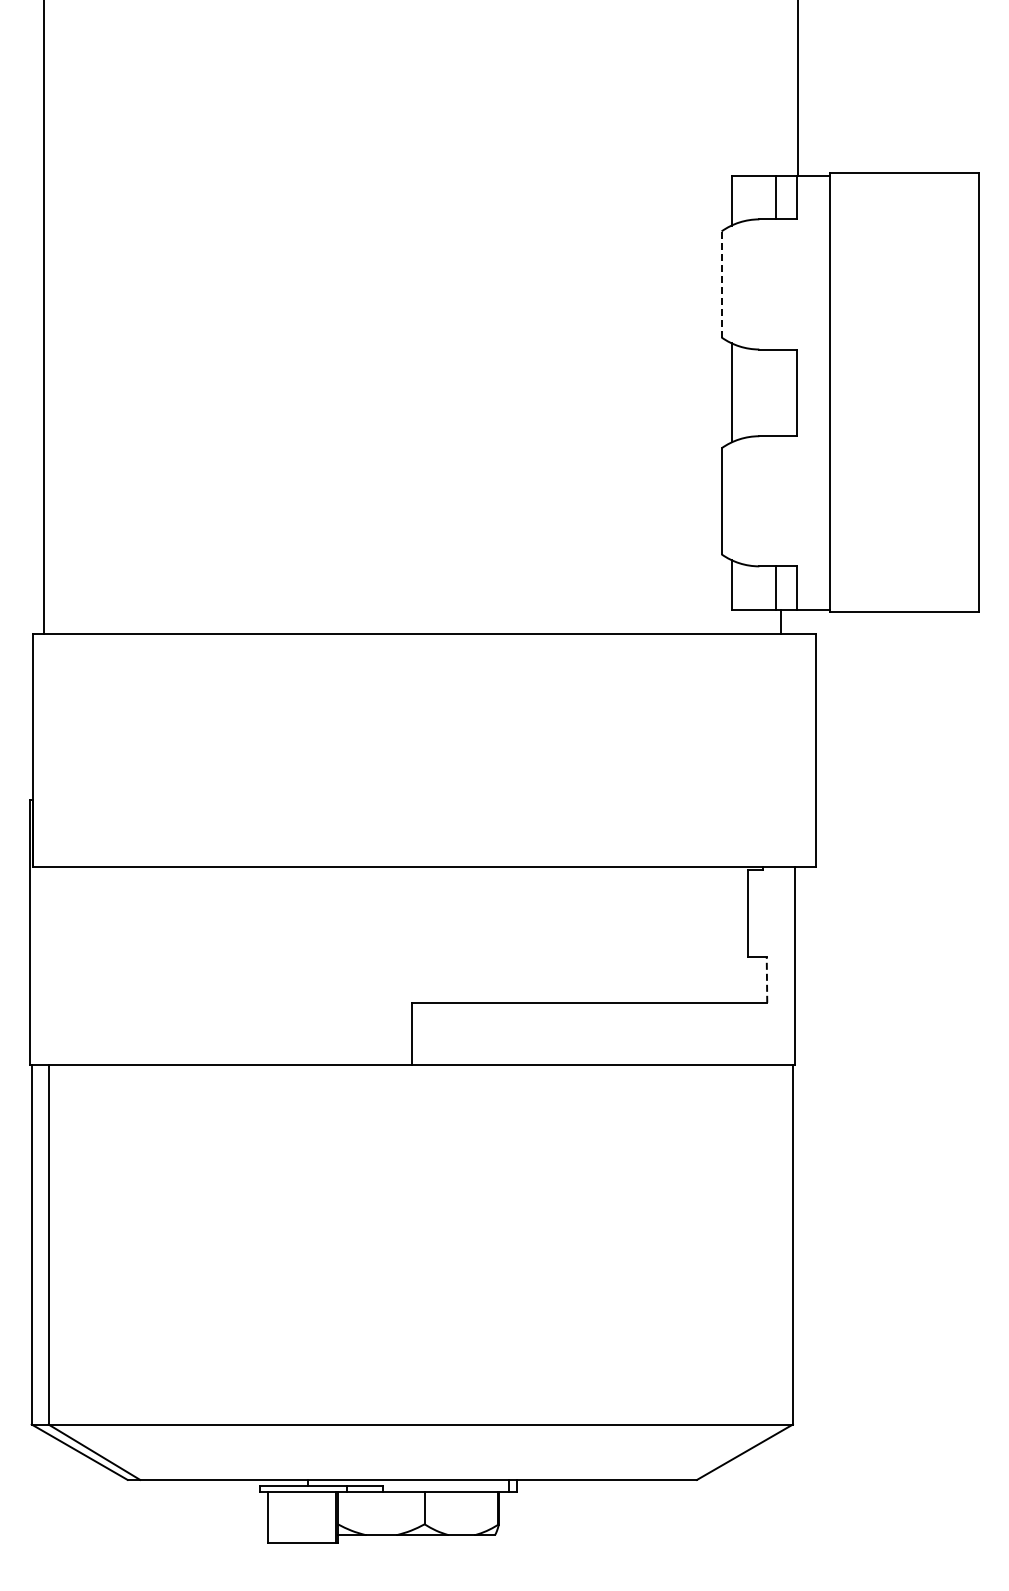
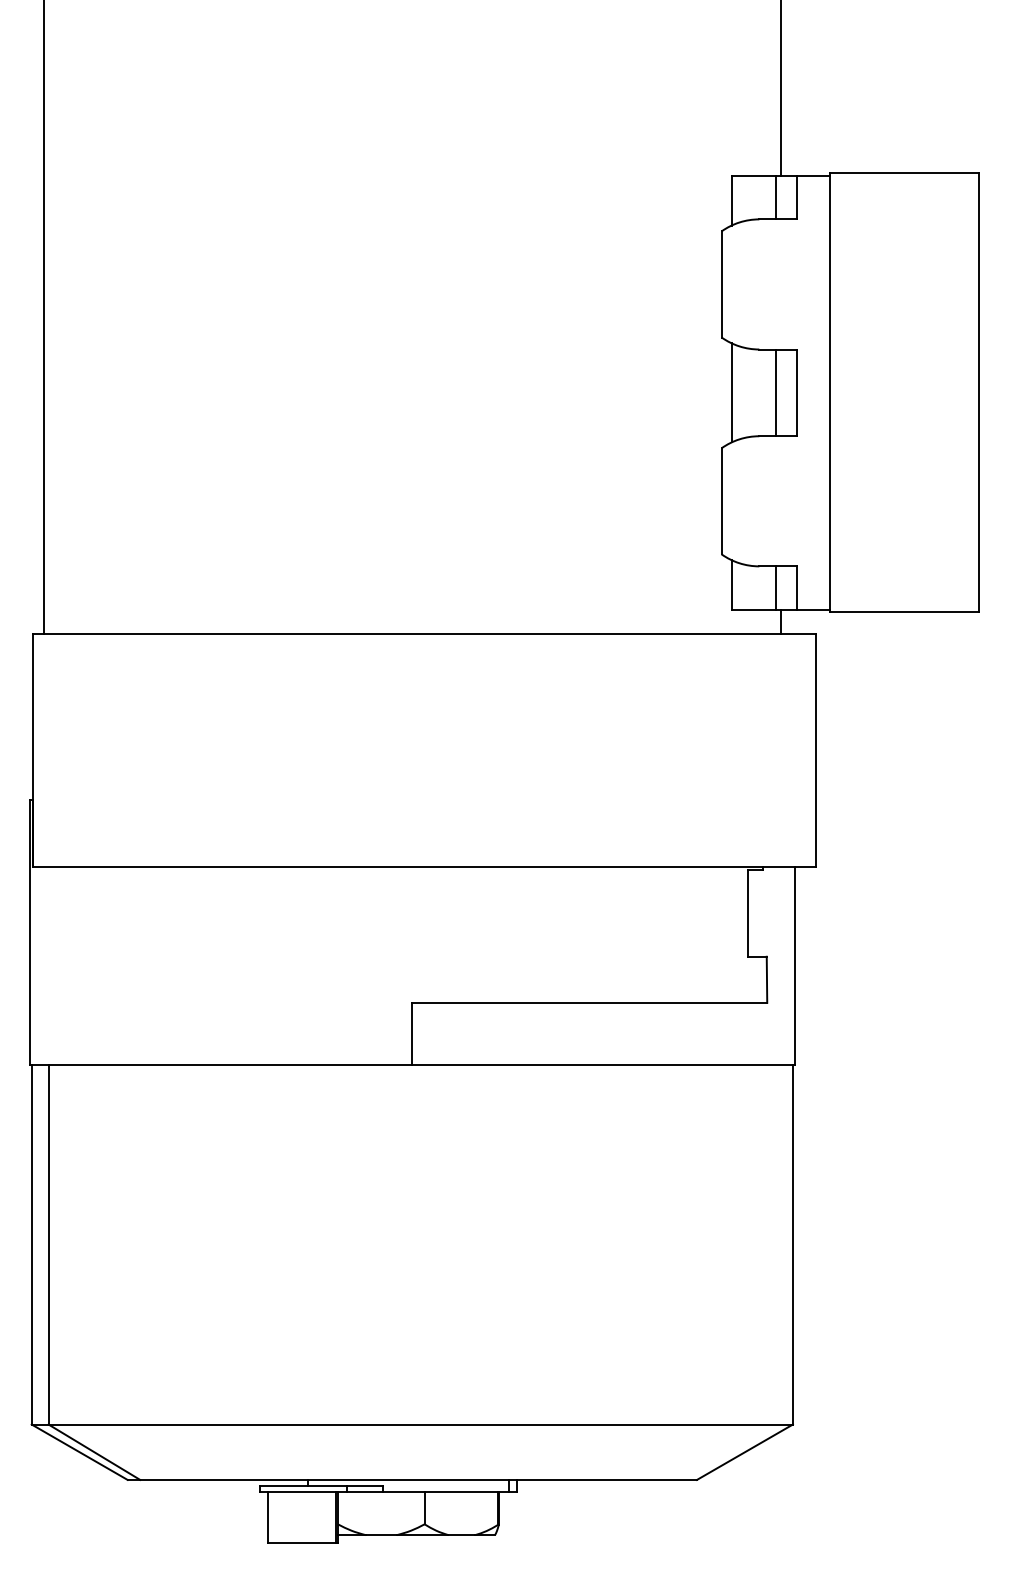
line position: (798, 89) -> (781, 89) (781, 89)
line: dashed -> solid (721, 283)
line: none -> present (775, 392)
line: dashed -> solid (766, 979)
